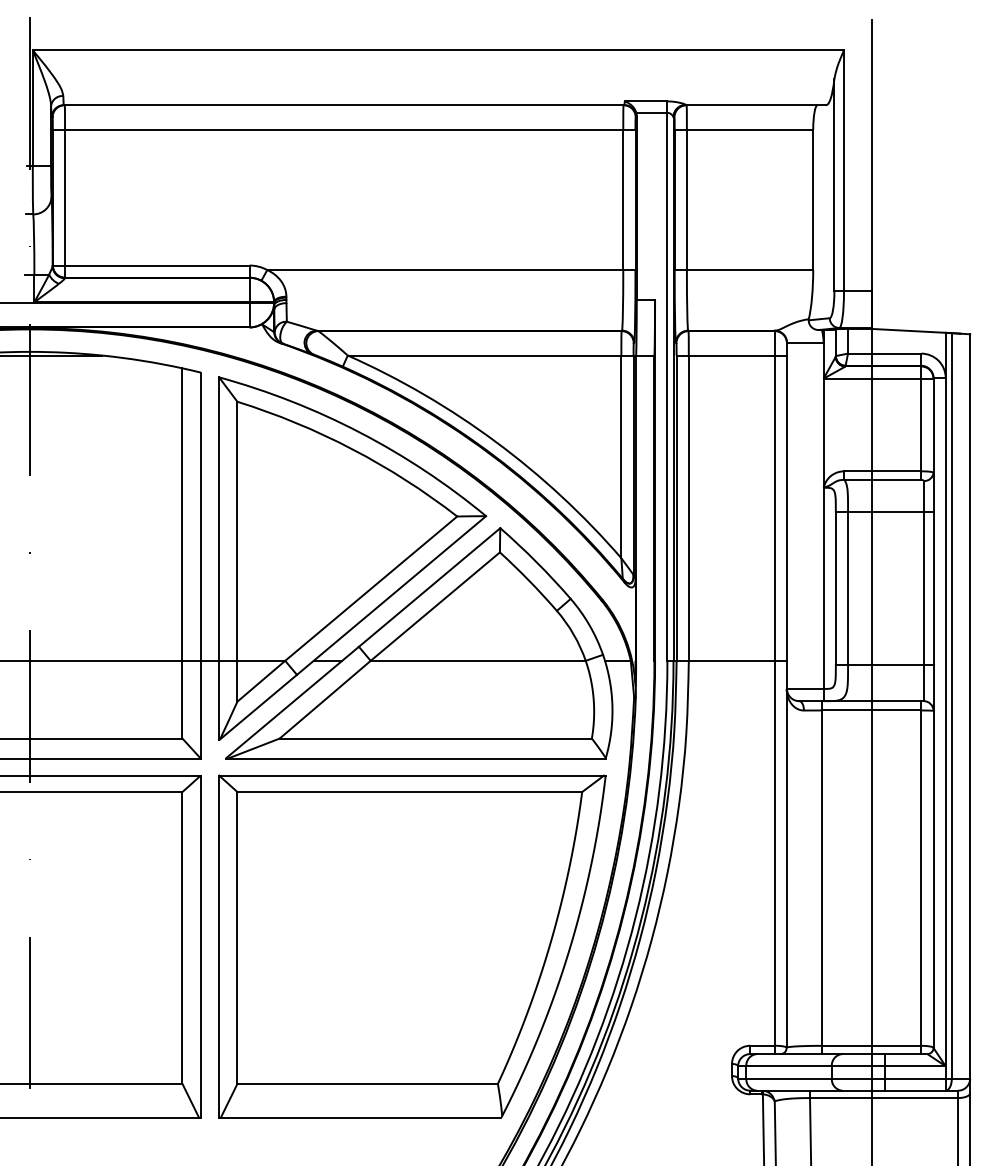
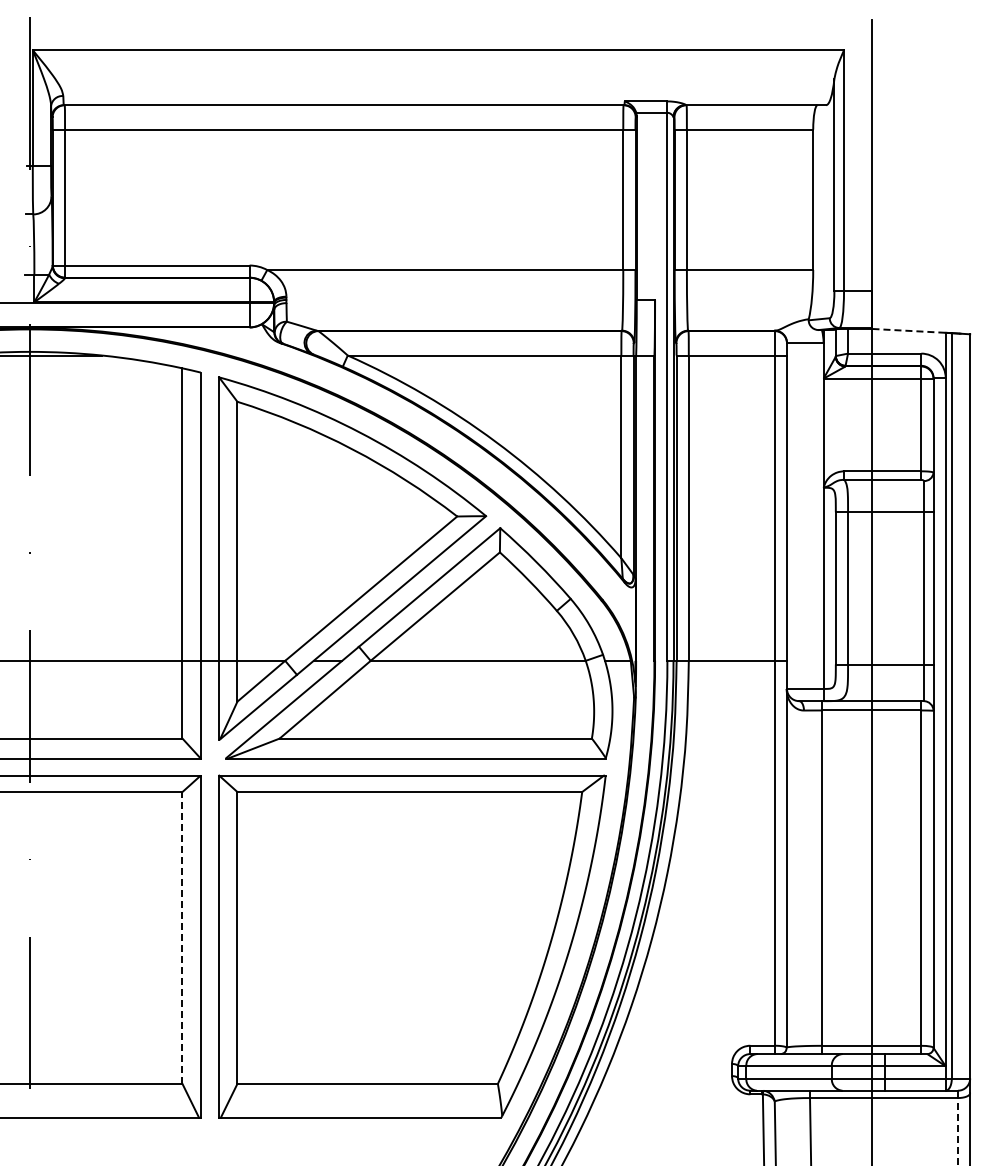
line: solid -> dashed (909, 330)
line: solid -> dashed (182, 937)
line: solid -> dashed (957, 1132)
